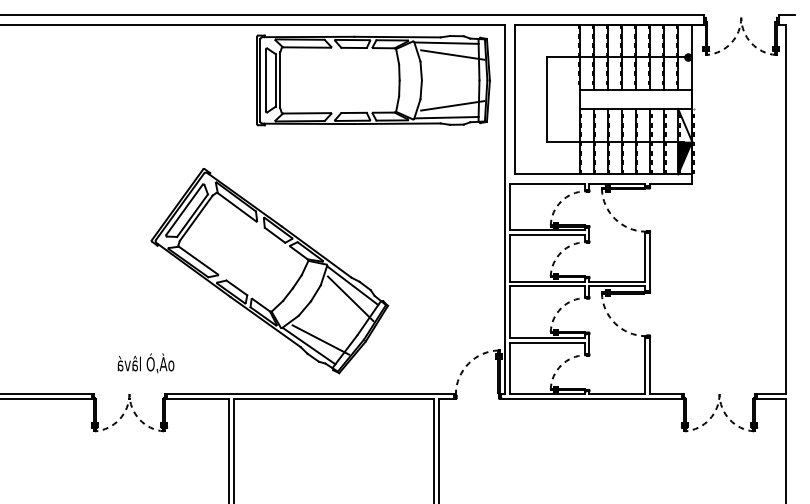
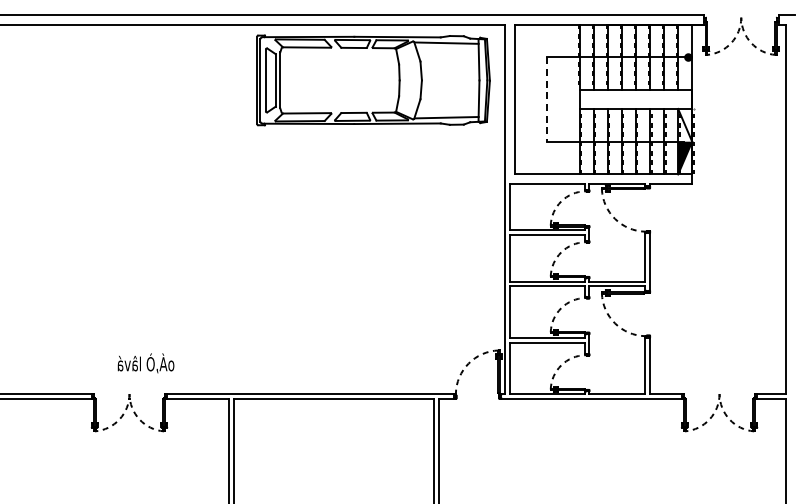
line: present -> none (452, 54)
line: solid -> dashed (547, 100)
line: present -> none (452, 105)
part: present -> none (269, 271)
